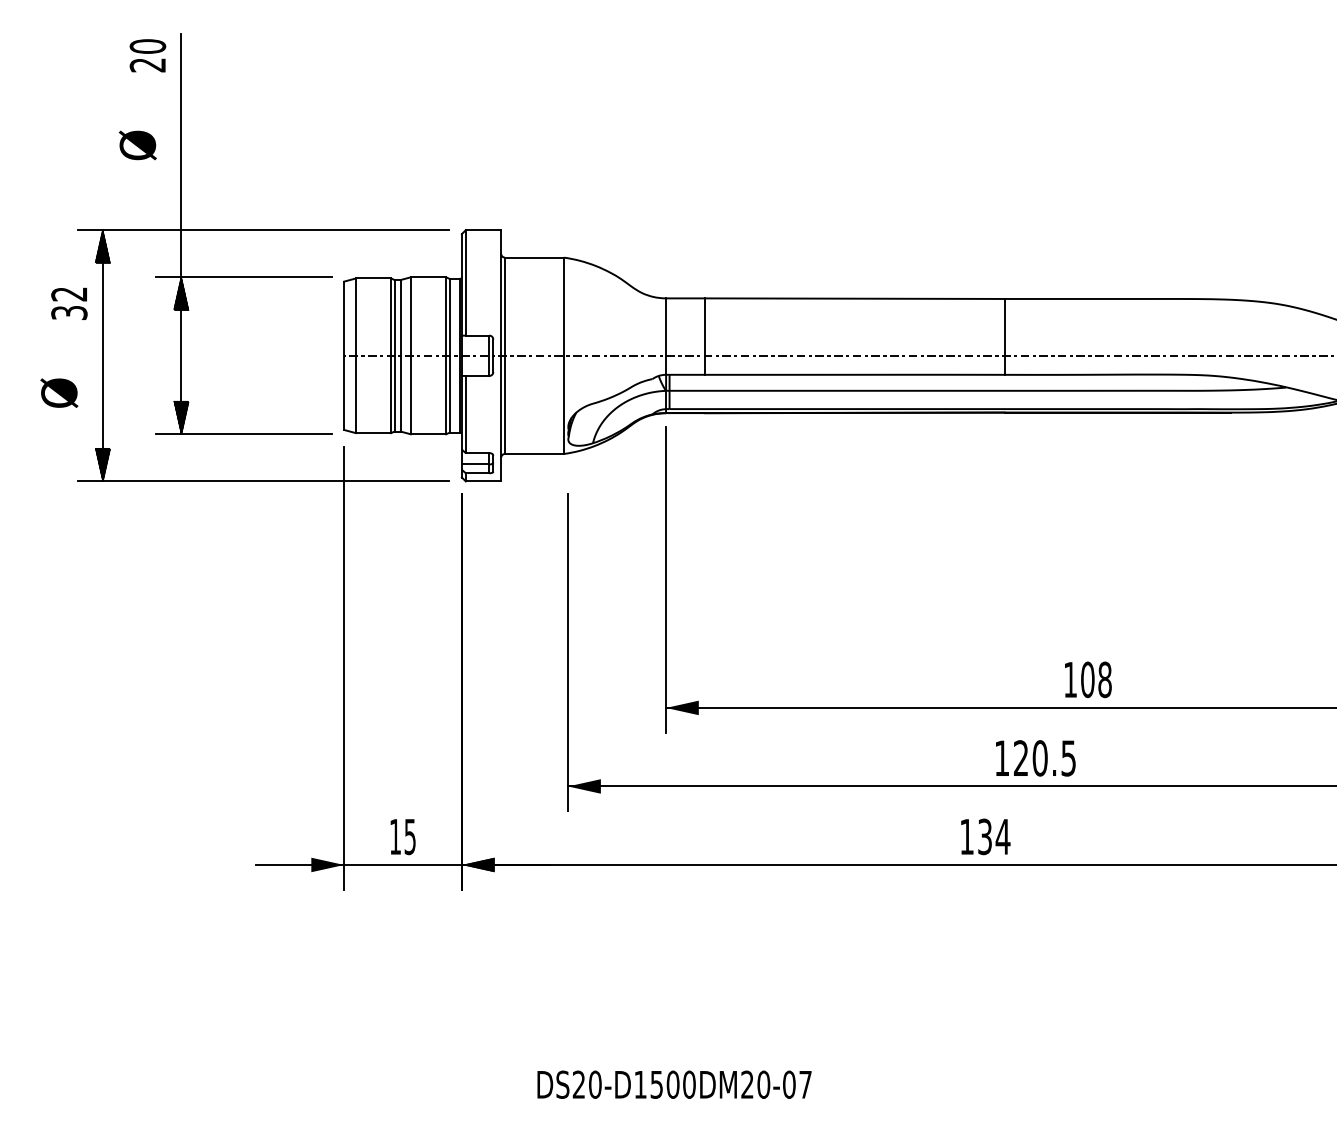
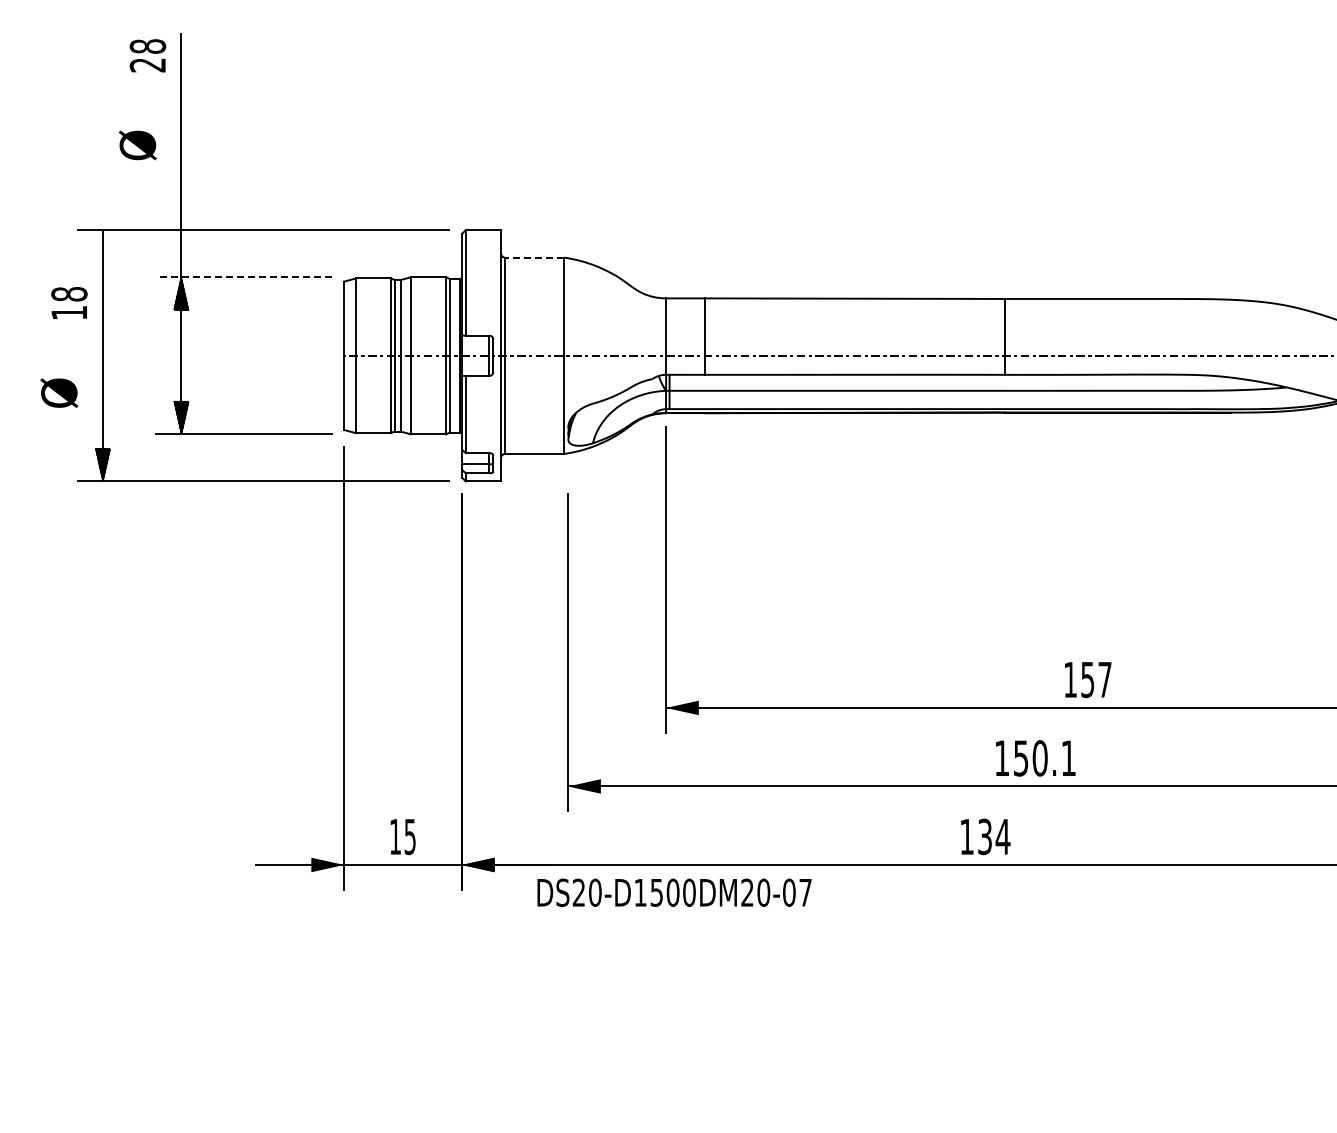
text: 20 -> 28 (147, 46)
hatch: present -> none (102, 246)
line: solid -> dashed (534, 257)
line: solid -> dashed (244, 277)
text: 32 -> 18 (69, 303)
text: 108 -> 157 (1096, 679)
text: 120.5 -> 150.1 (1044, 758)
text position: (674, 1084) -> (674, 892) (674, 892)
